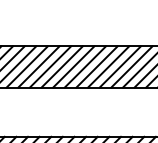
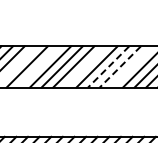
line: present -> none (19, 63)
line: present -> none (38, 66)
line: present -> none (84, 66)
line: present -> none (131, 66)
line: solid -> dashed (108, 67)
line: solid -> dashed (119, 67)
